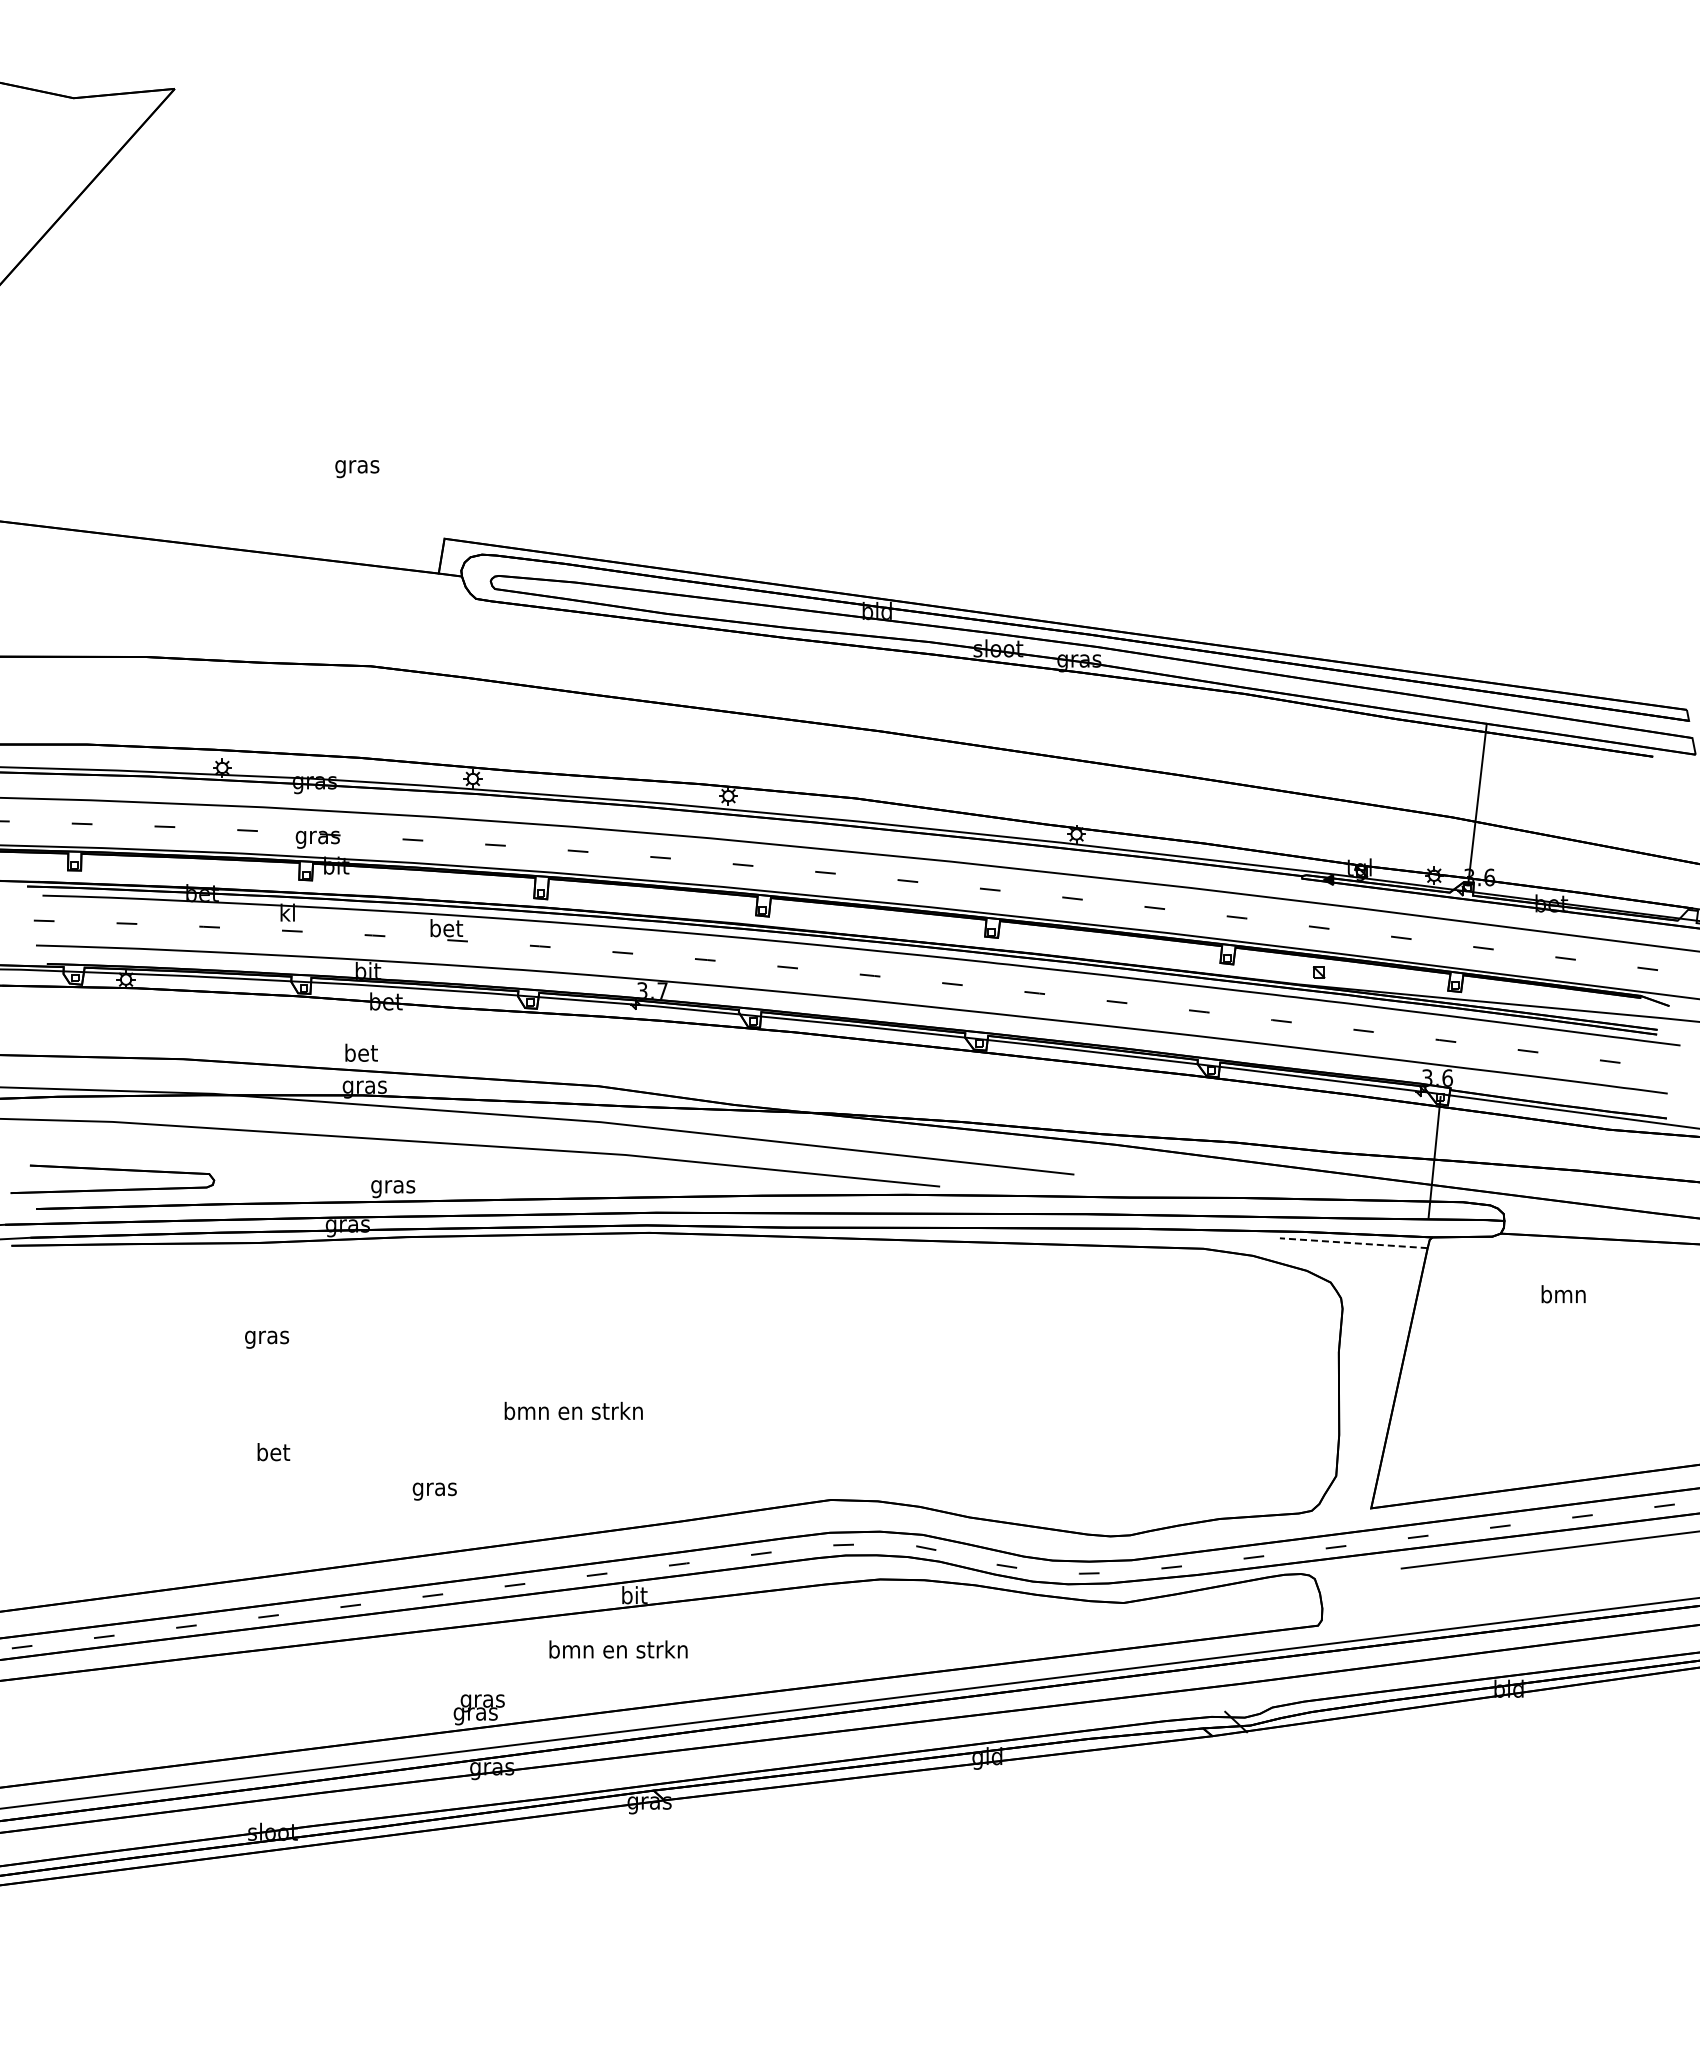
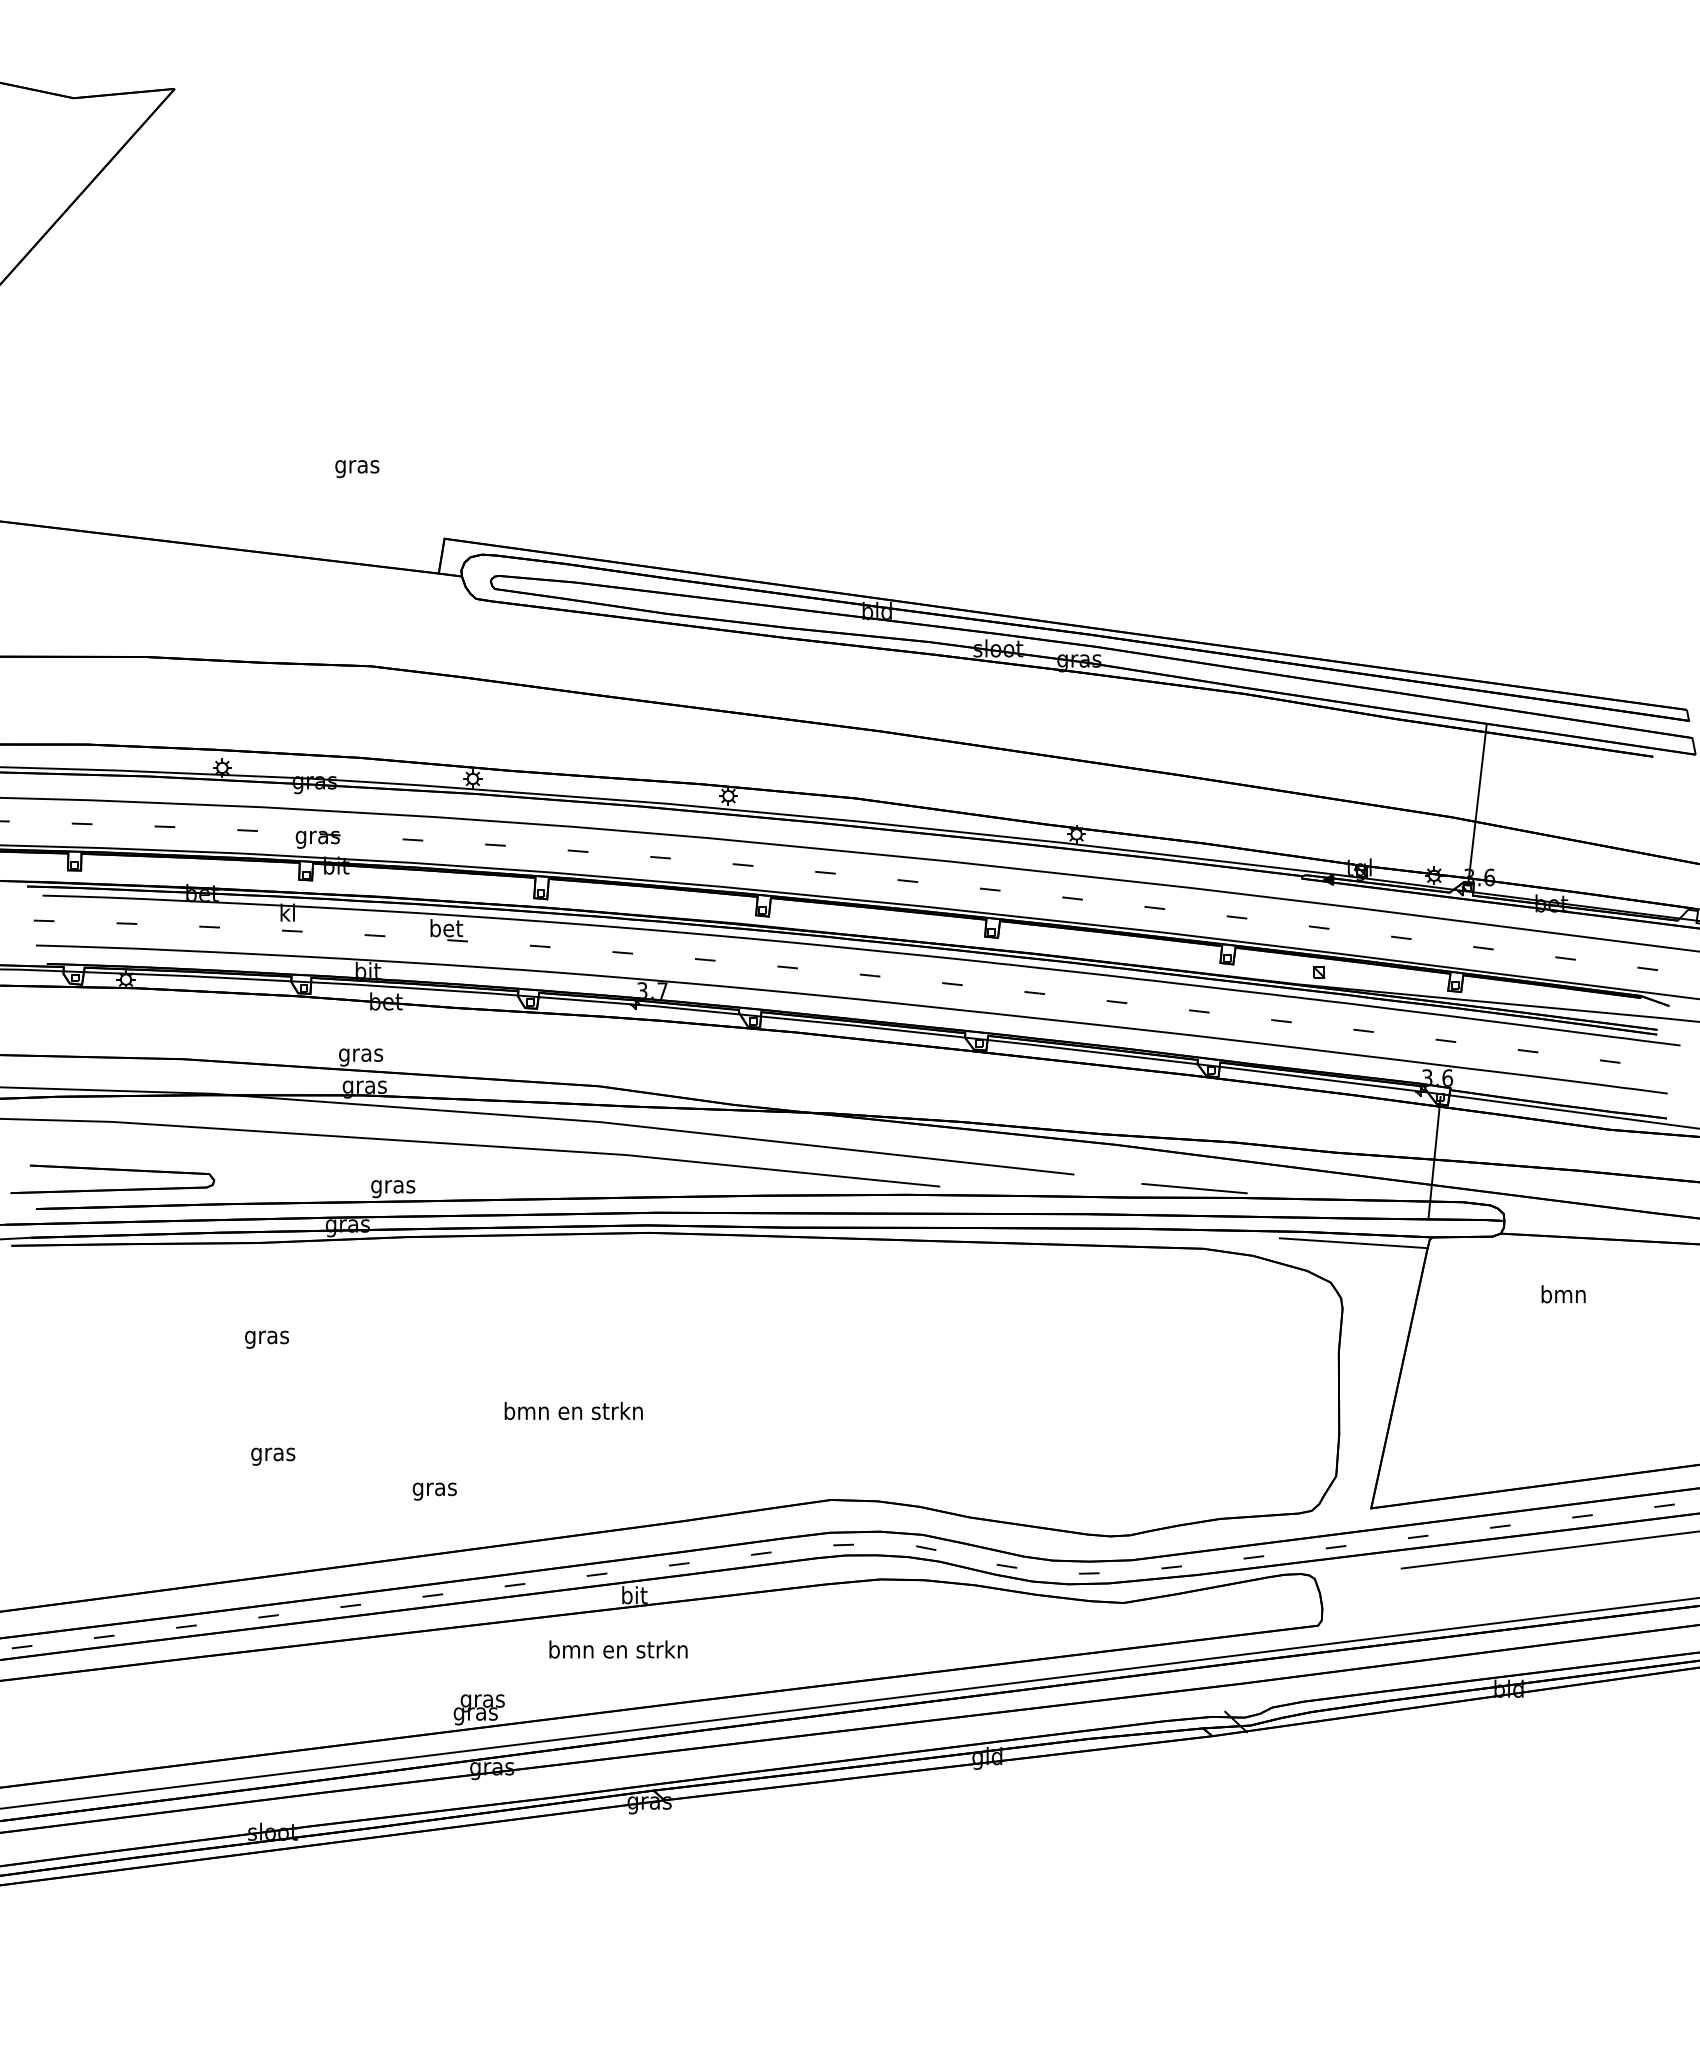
text: bet -> gras (361, 1054)
line: none -> present (1194, 1188)
line: dashed -> solid (1353, 1243)
text: bet -> gras (273, 1454)
